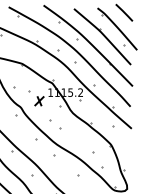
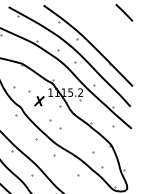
part: present -> none (105, 36)
